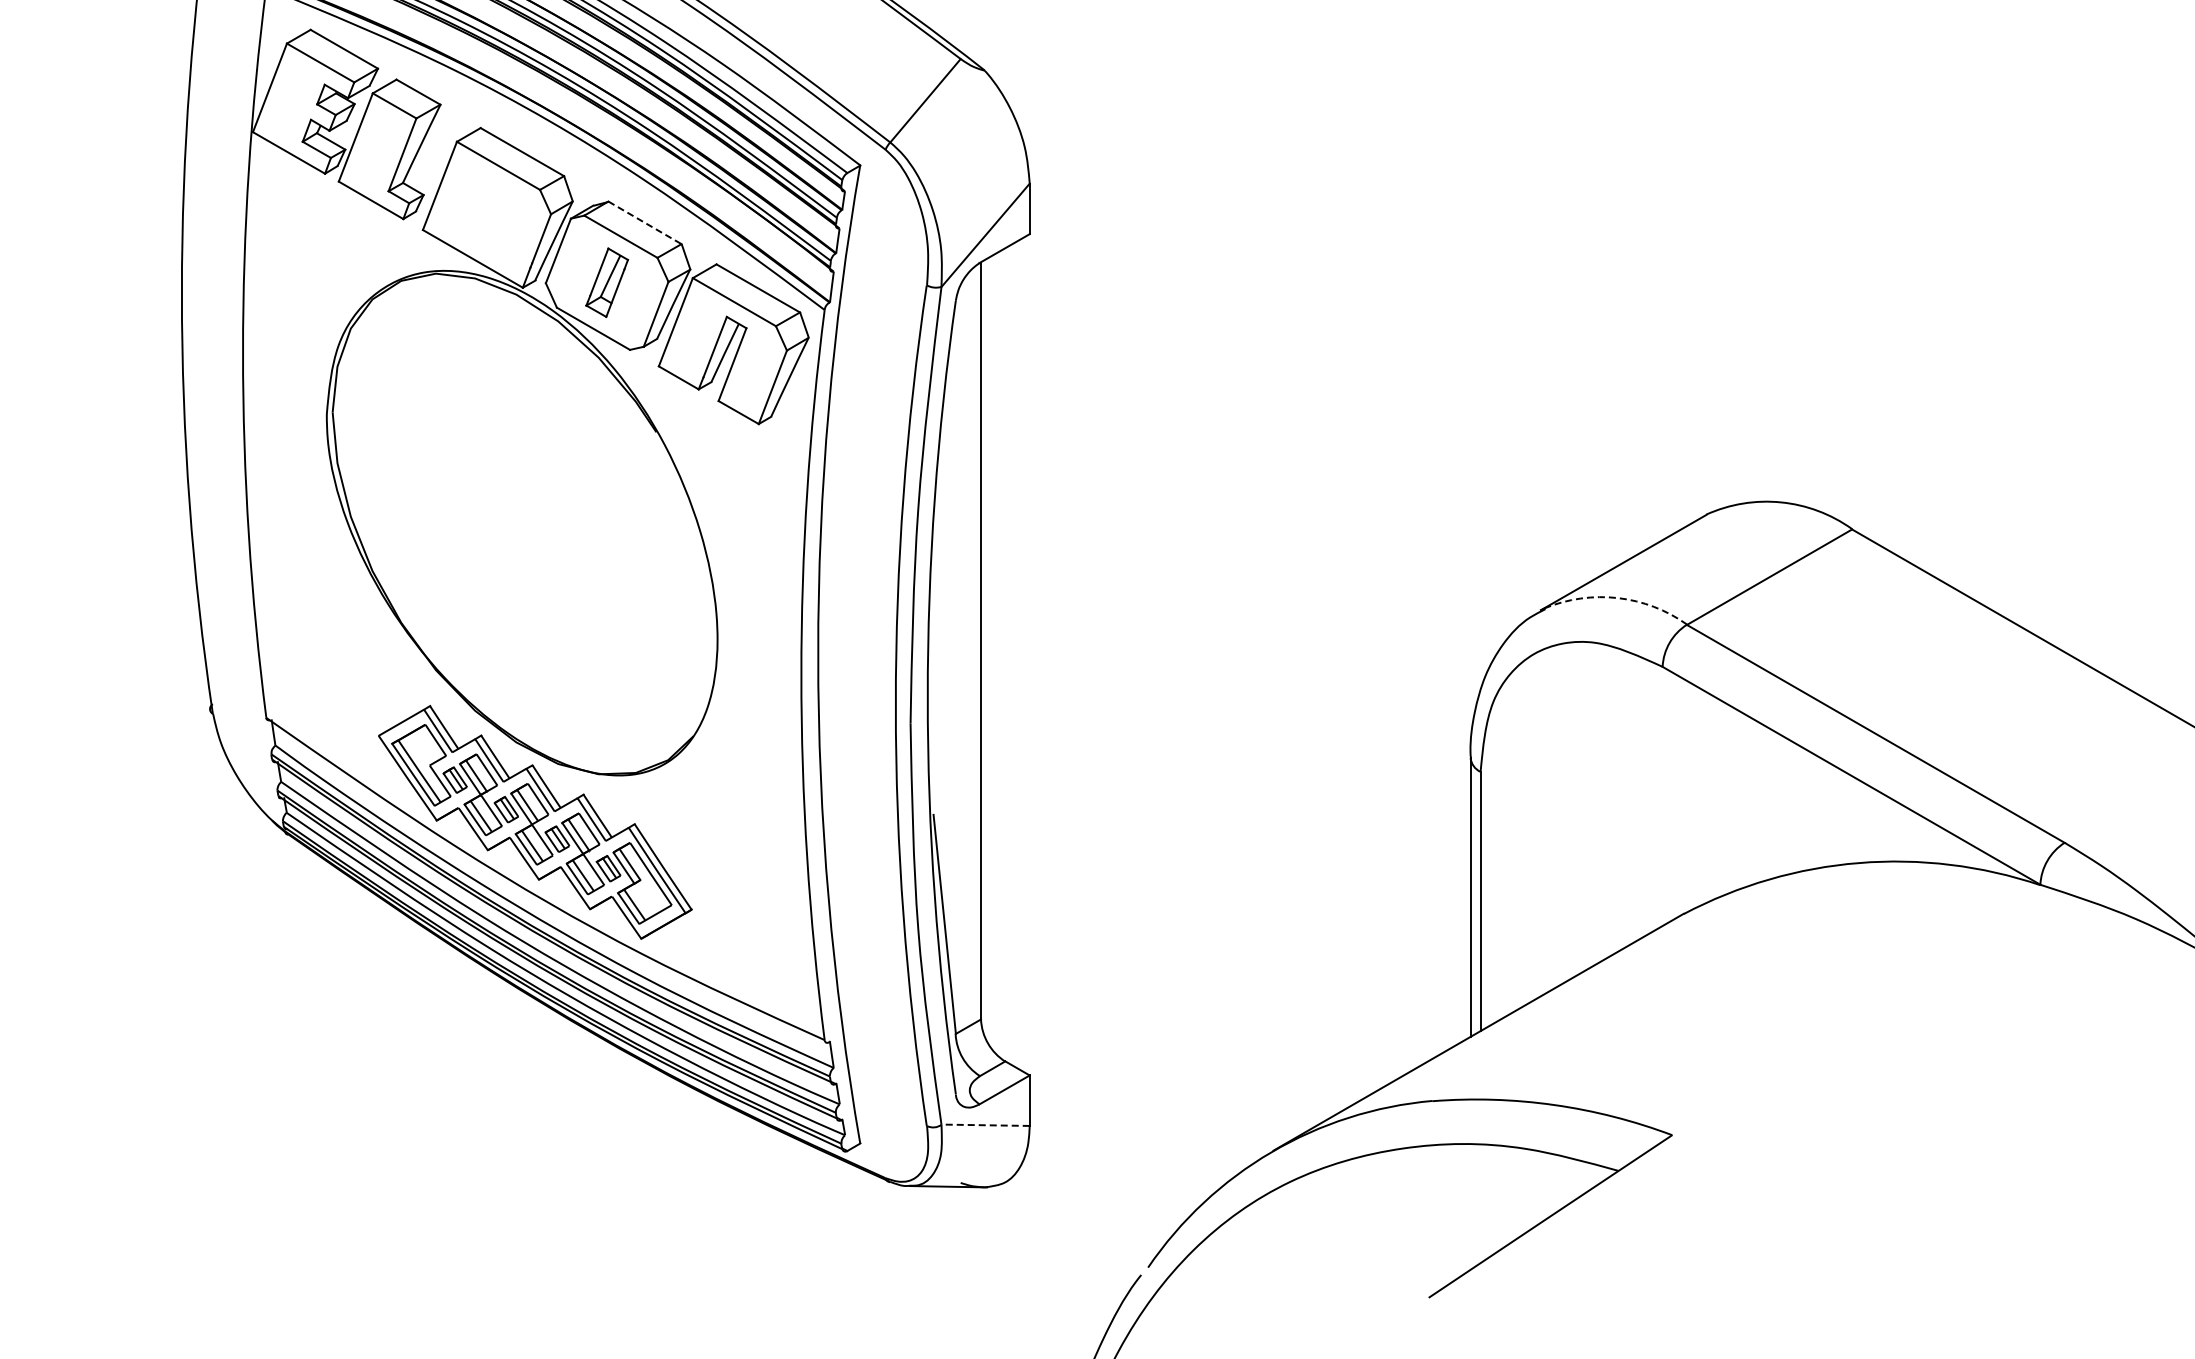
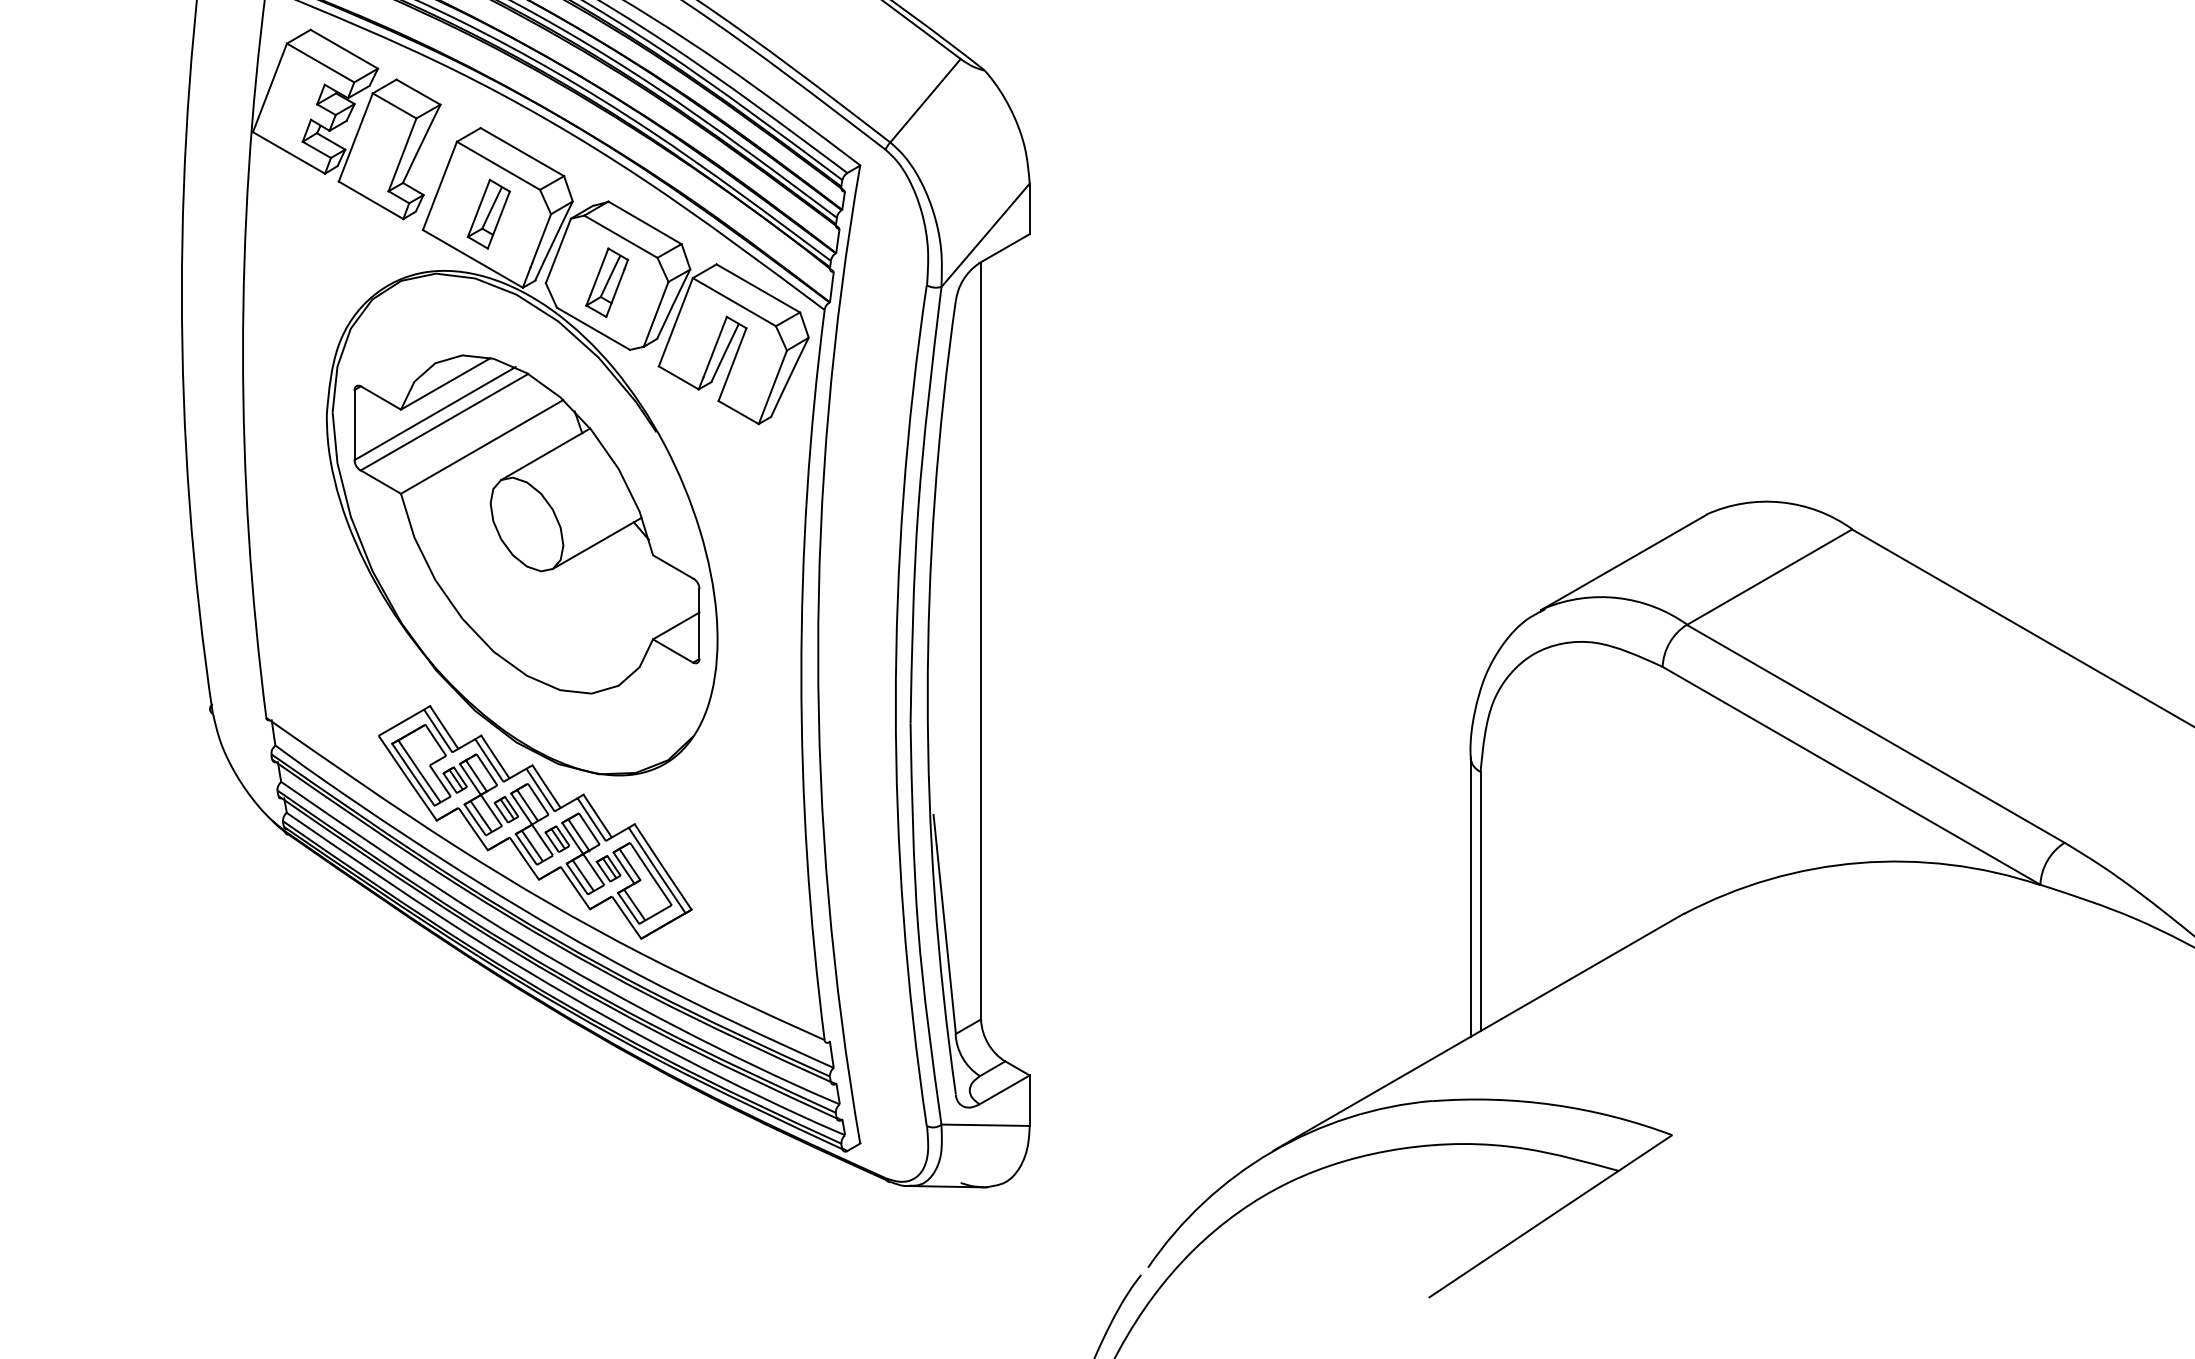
part: none -> present (488, 213)
line: dashed -> solid (645, 223)
part: none -> present (526, 524)
arc: dashed -> solid (1617, 598)
line: dashed -> solid (985, 1125)
